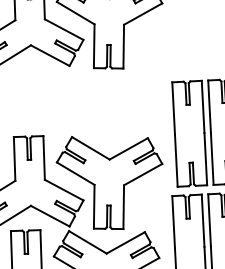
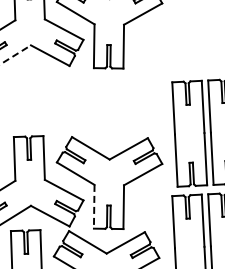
line: solid -> dashed (15, 54)
line: solid -> dashed (94, 206)
